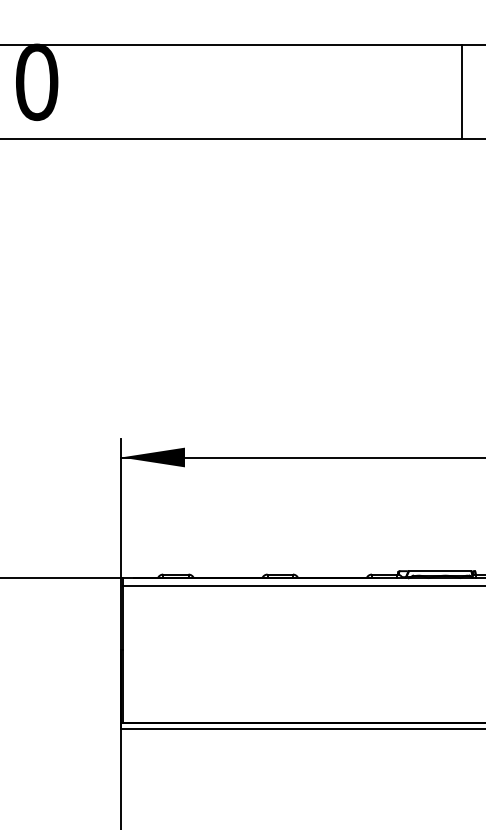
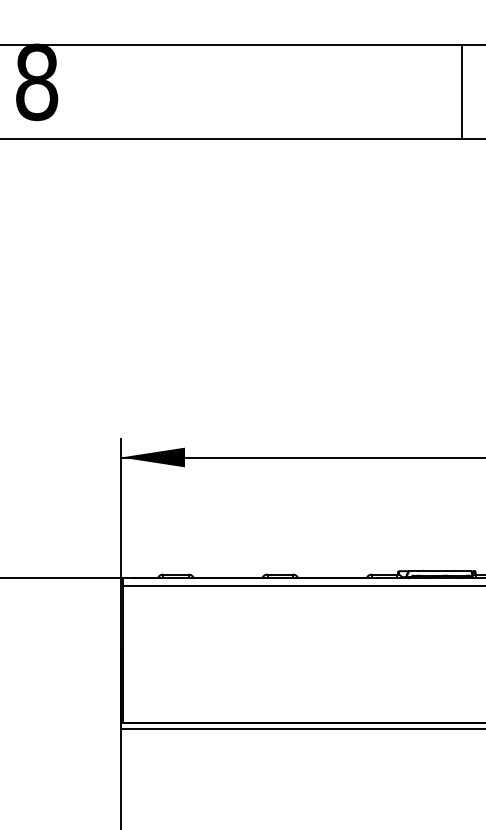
text: 0 -> 8 (37, 81)
